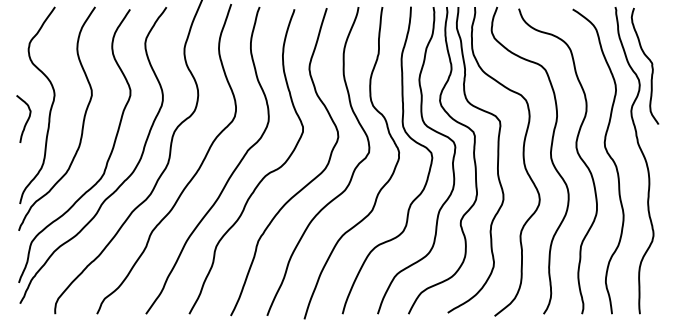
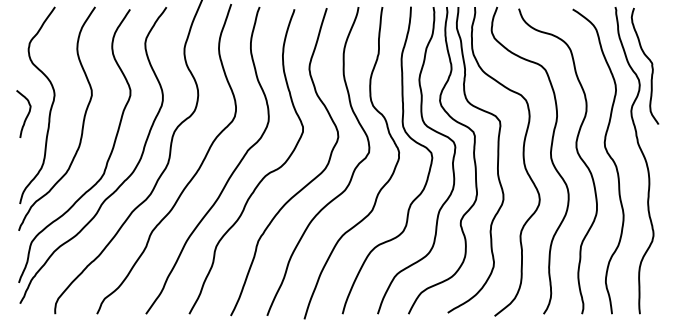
curve position: (26, 120) -> (26, 115) (26, 115)
